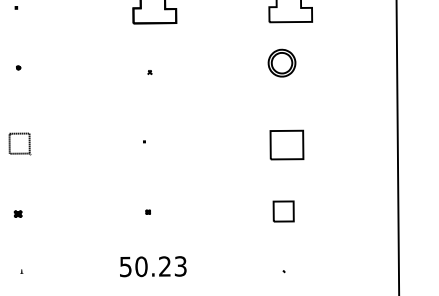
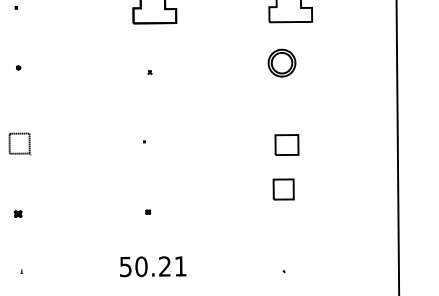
part size: 36x32 px -> 26x22 px (286, 144)
part position: (283, 211) -> (283, 189) (283, 189)
text: 50.23 -> 50.21 (180, 266)
